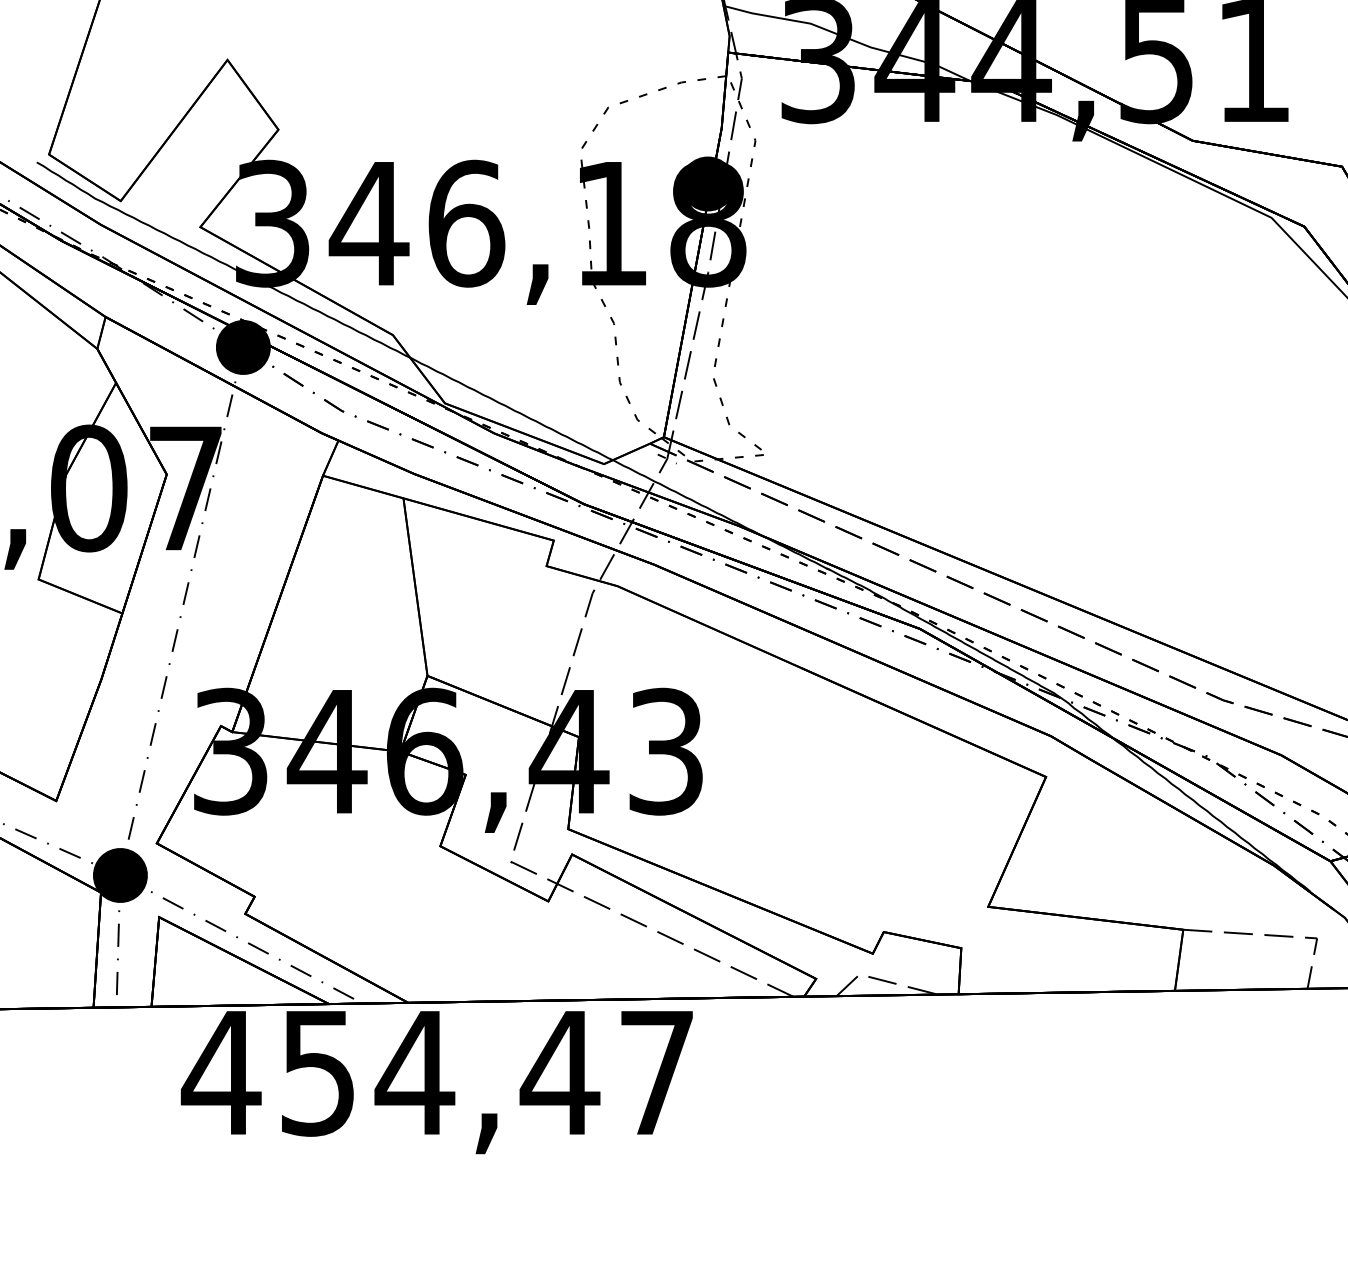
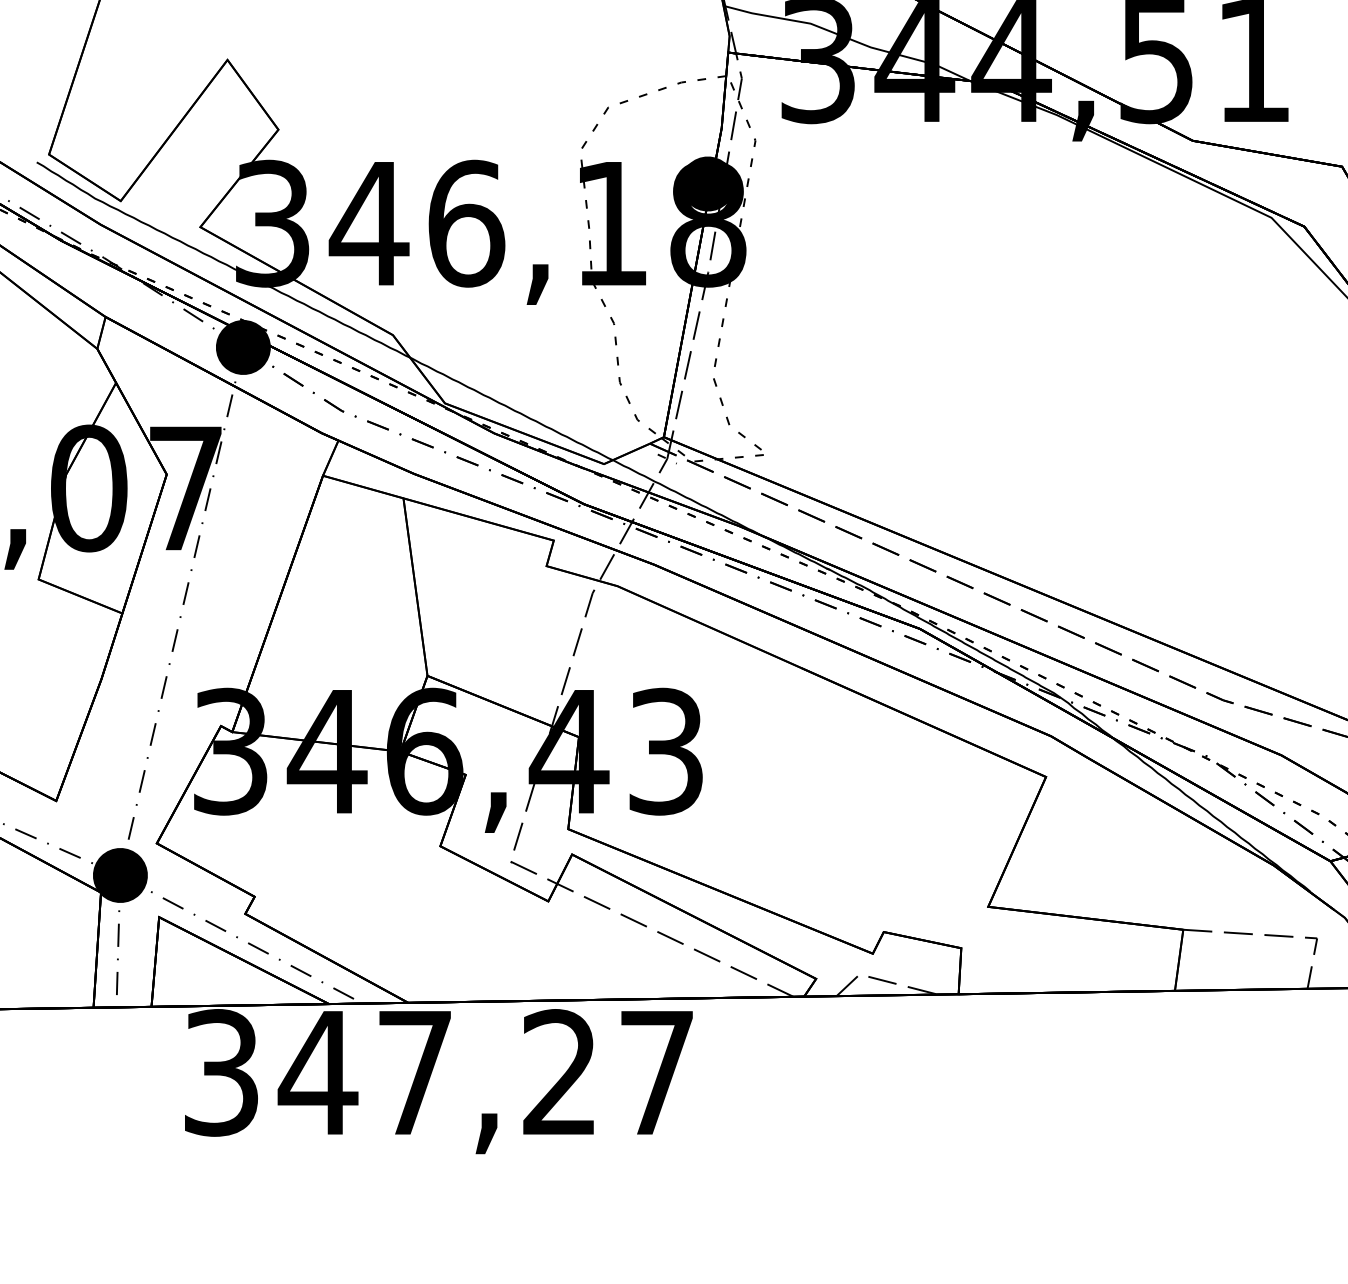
text: 454,47 -> 347,27 (390, 1072)
